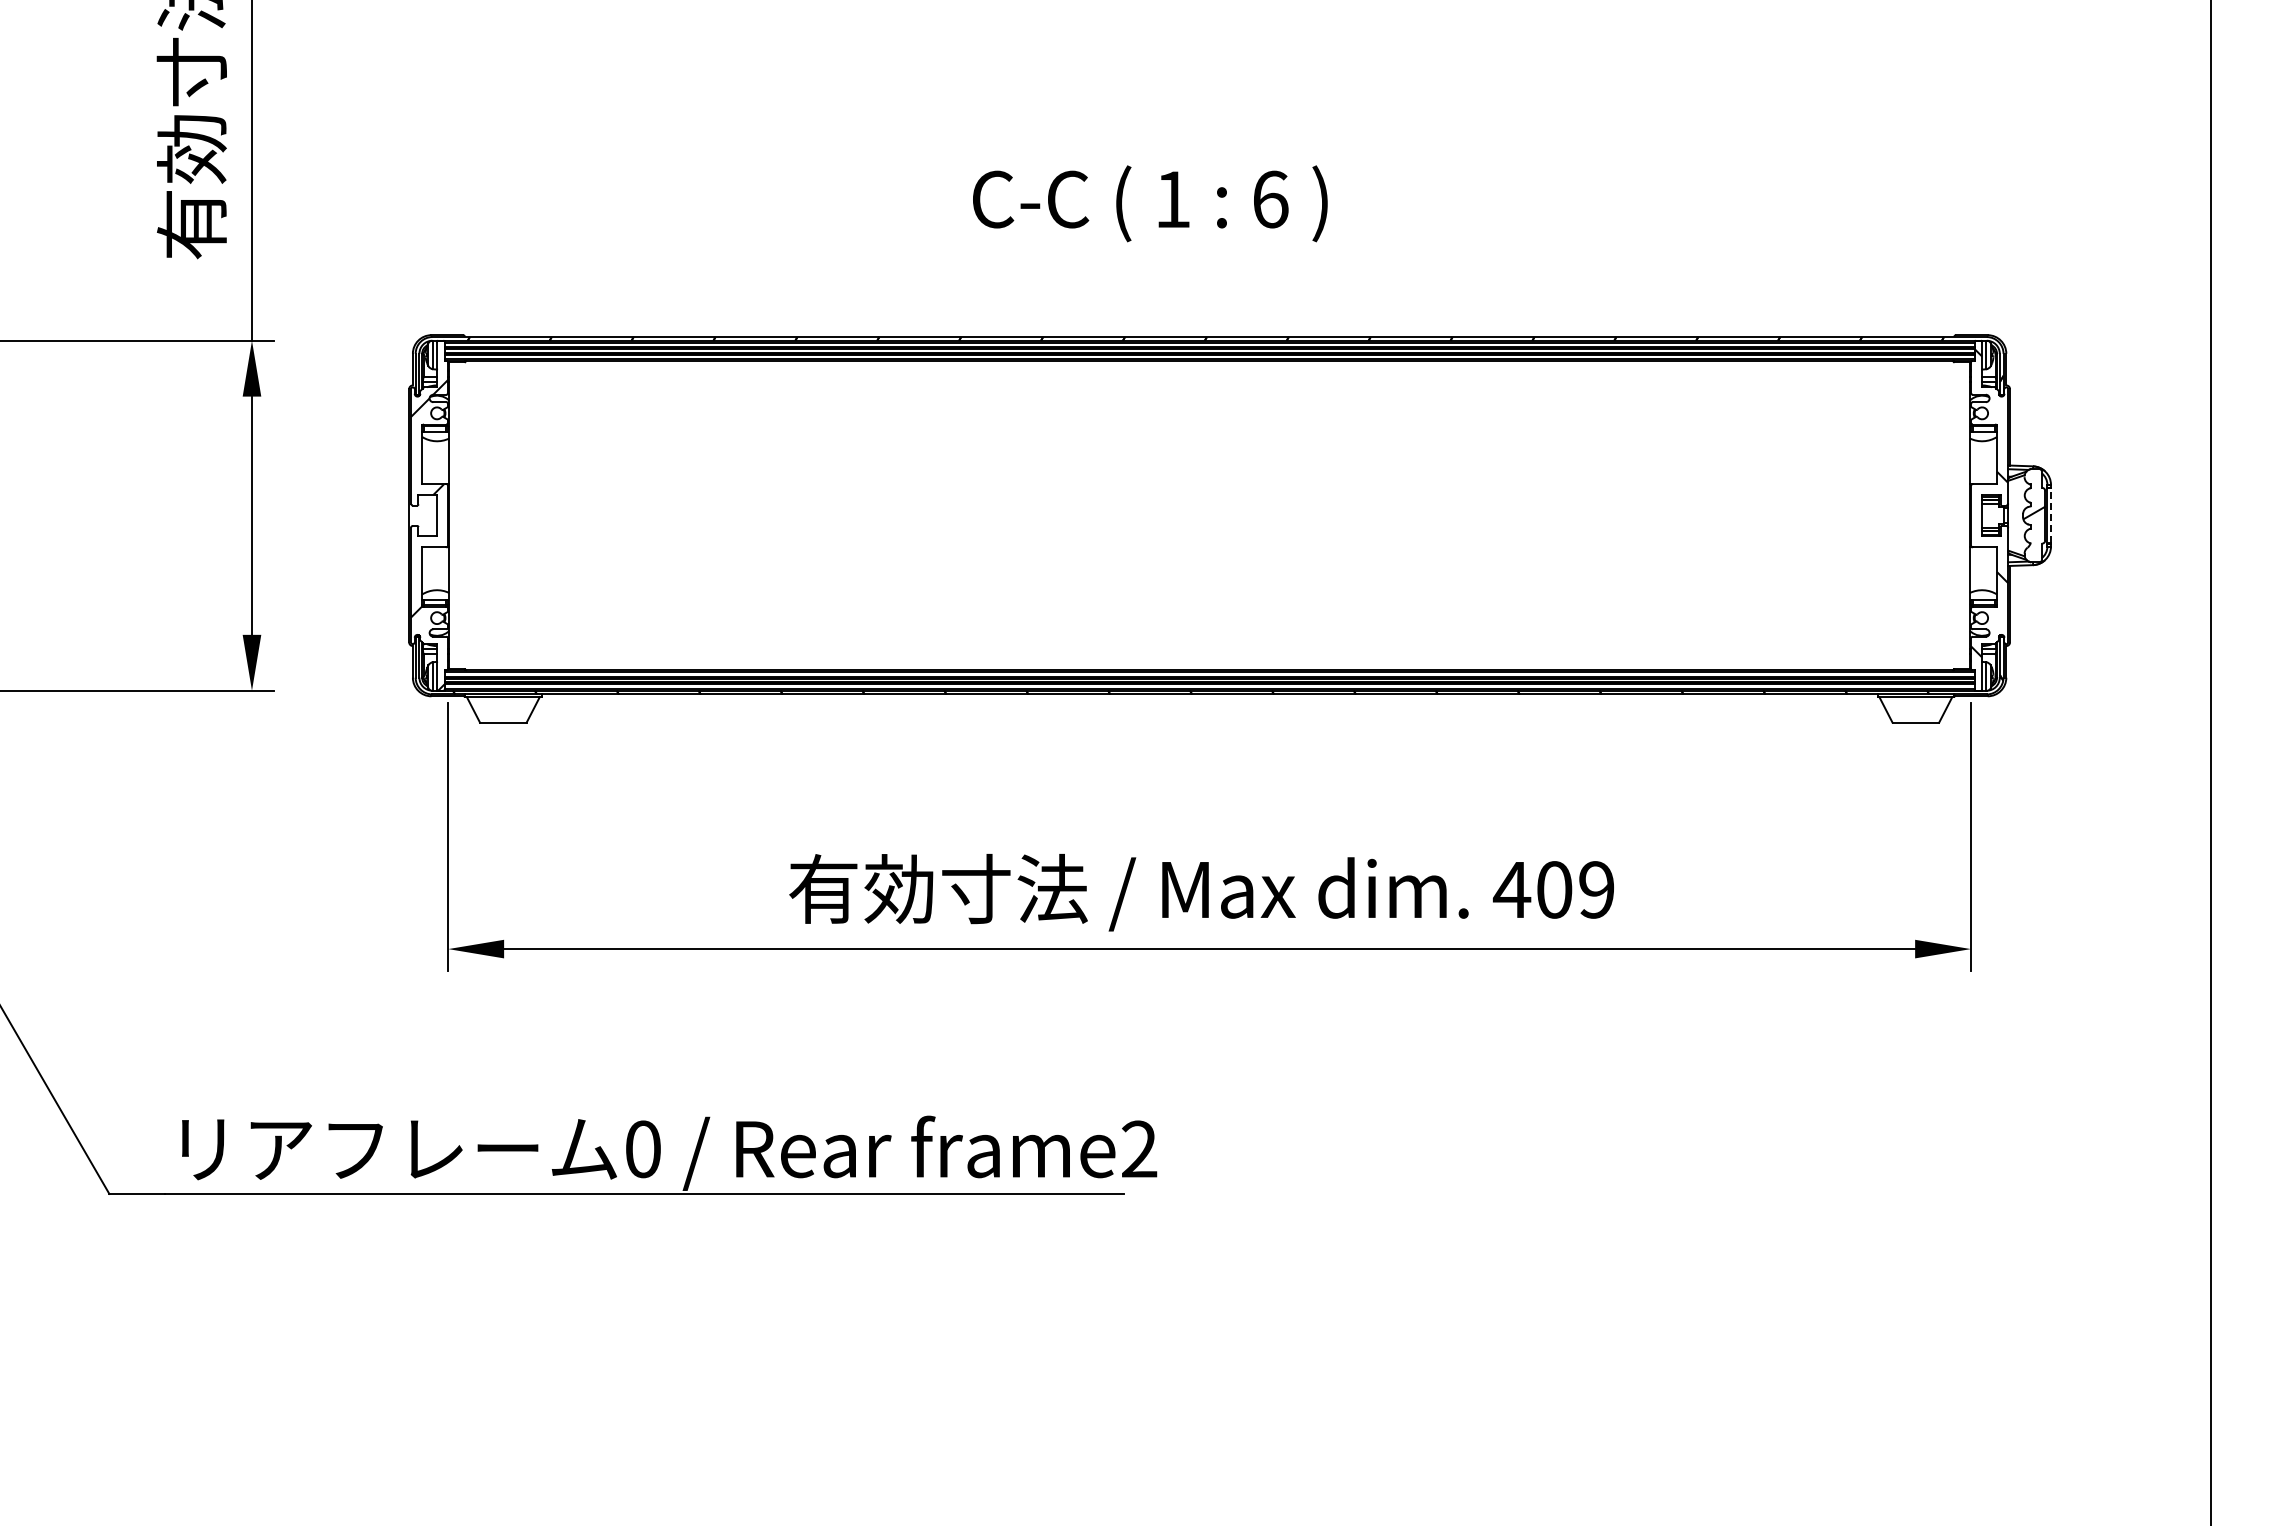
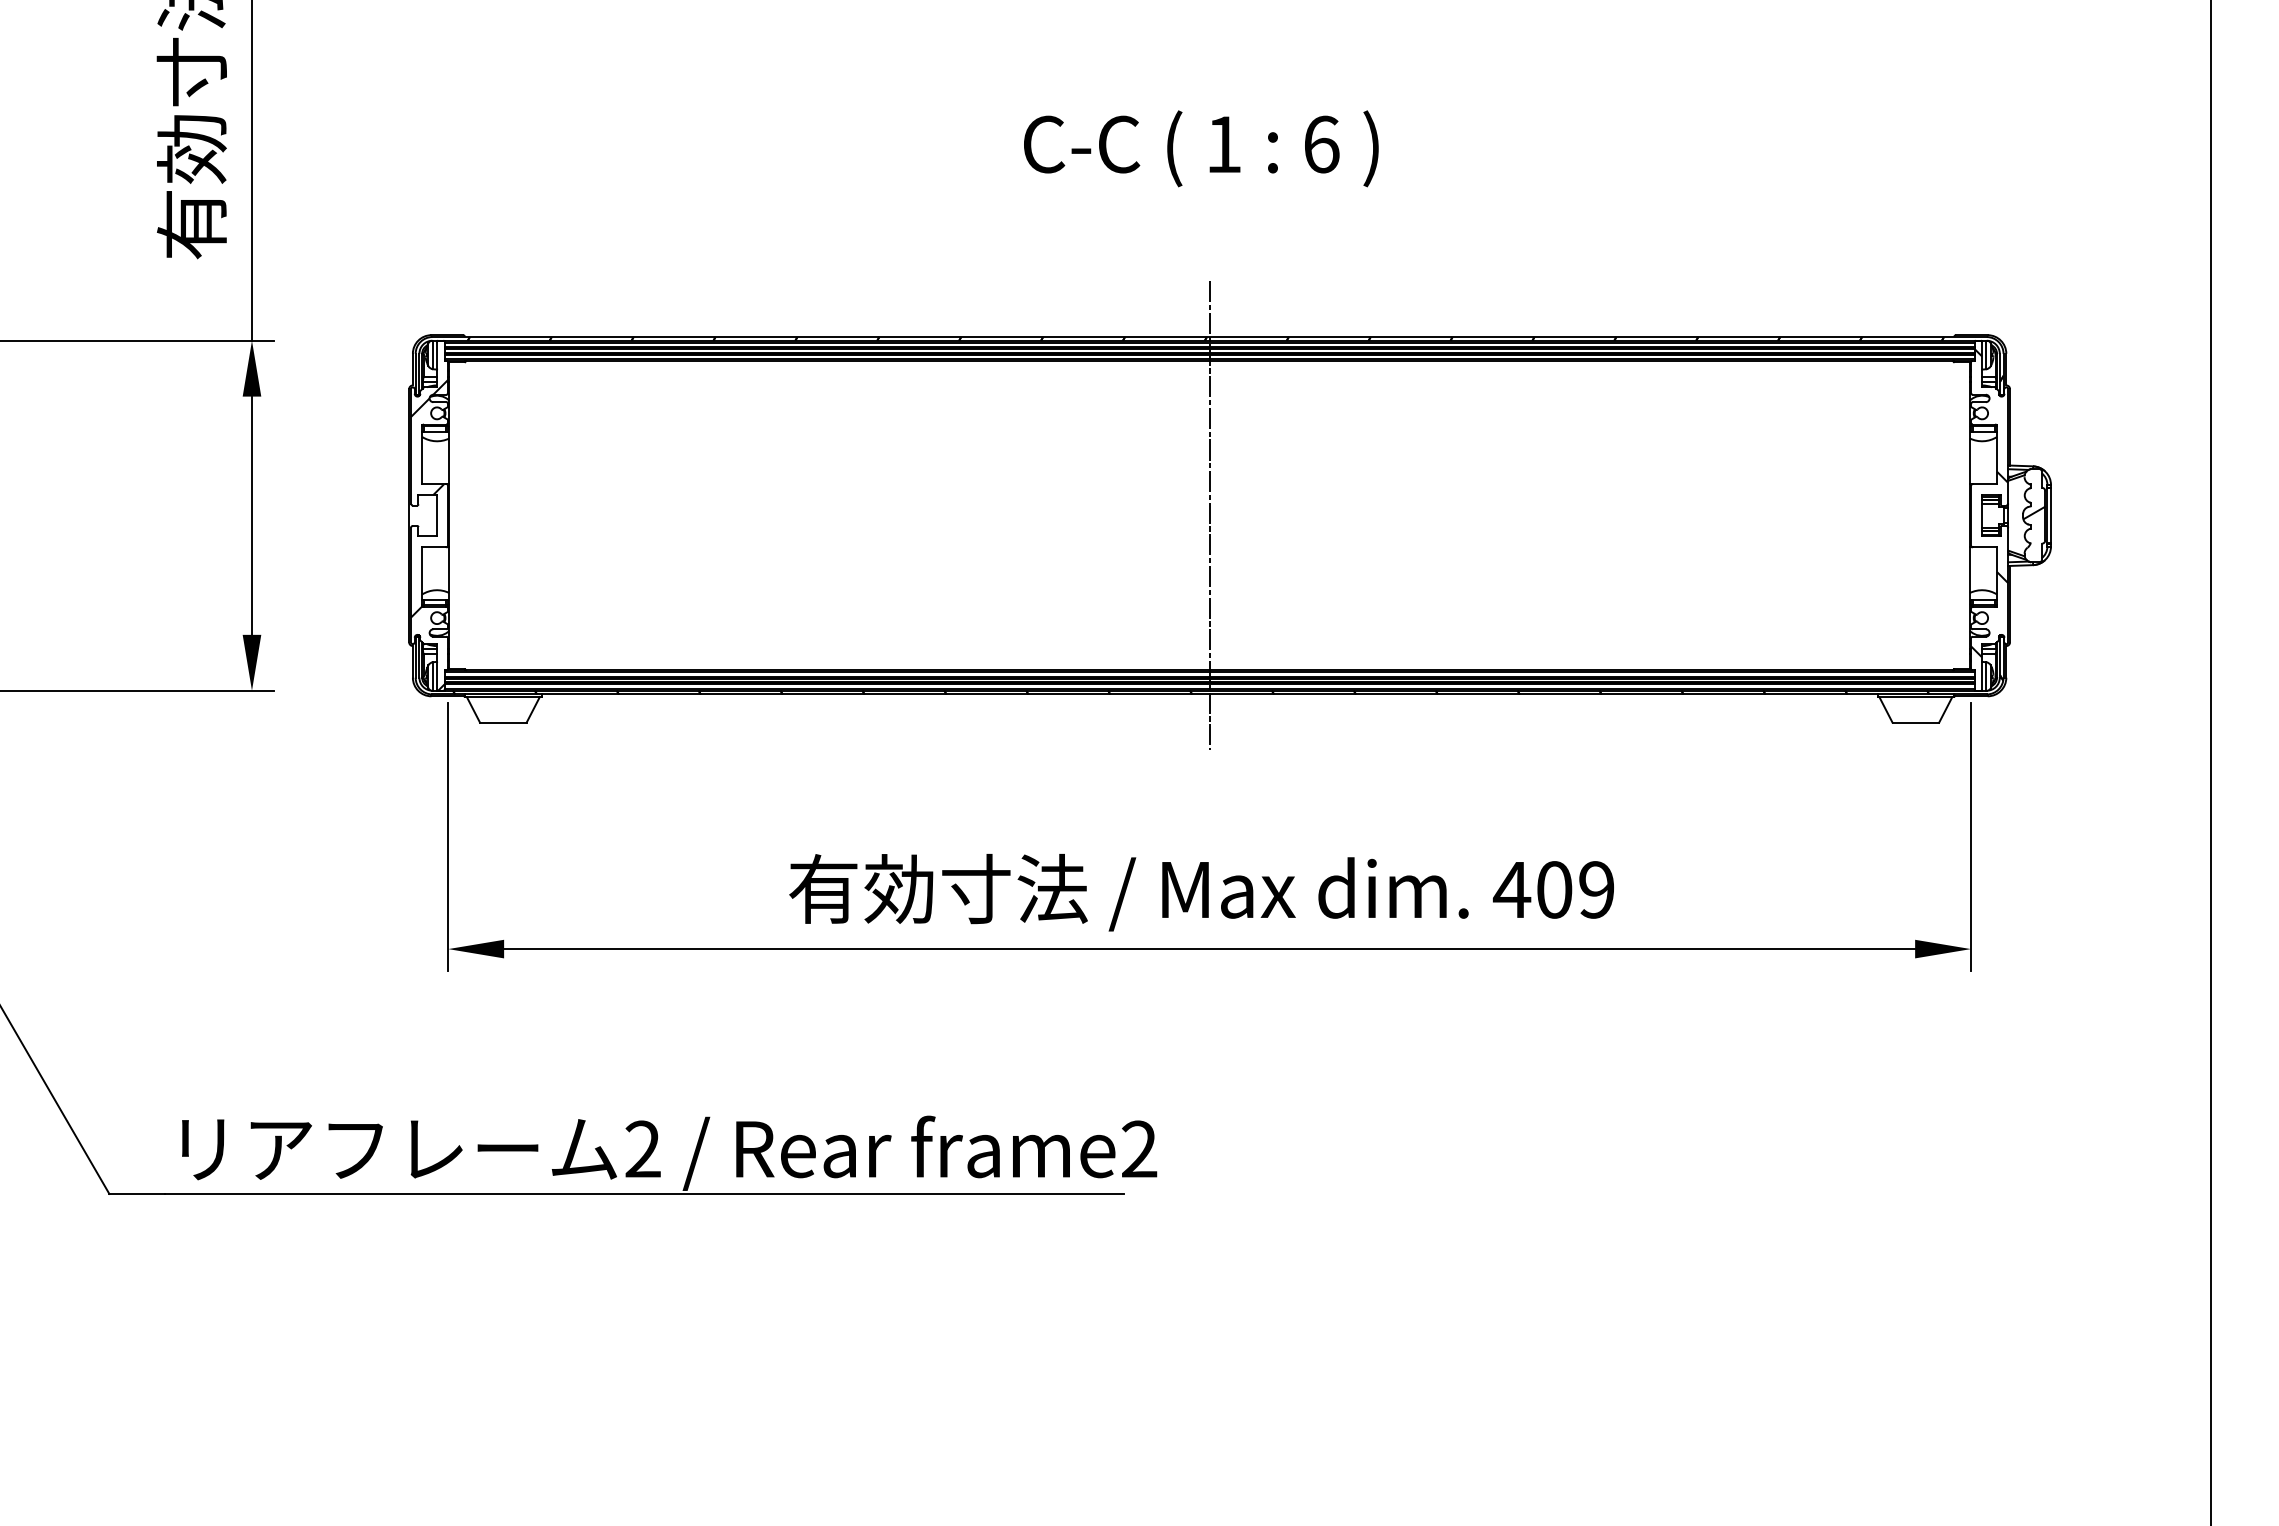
text position: (1150, 203) -> (1201, 148) (1201, 148)
line: none -> present (1209, 515)
line: dashed -> solid (2051, 515)
text: 0 -> 2 (642, 1149)
